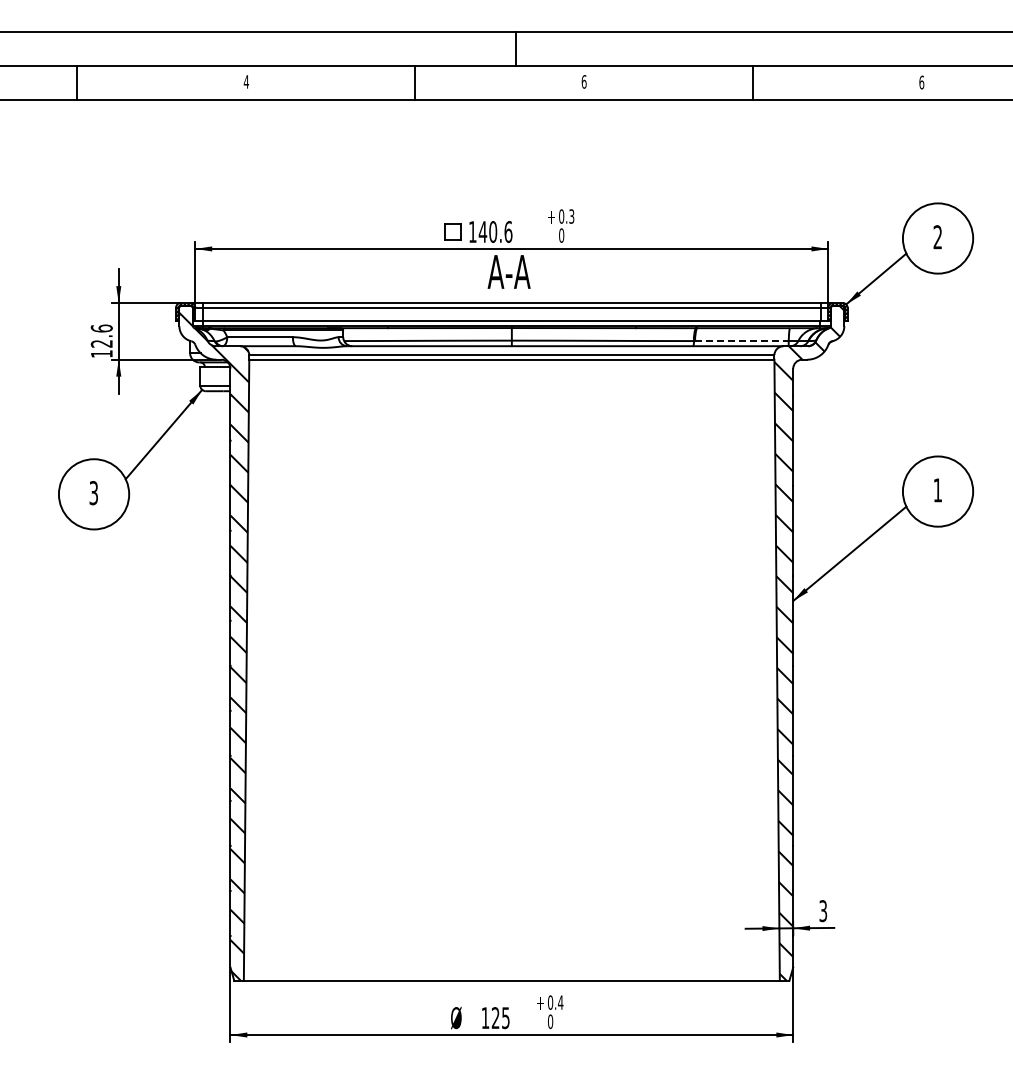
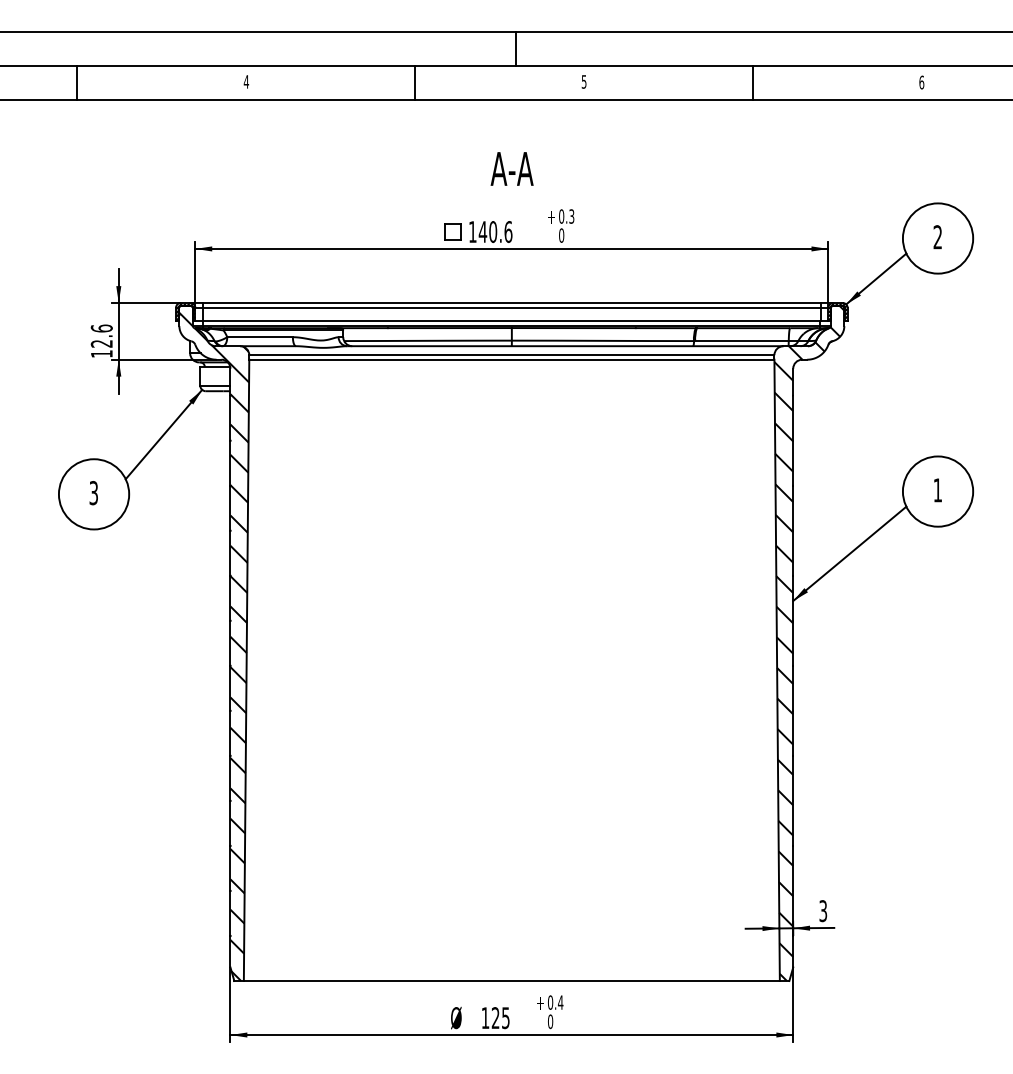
text: 6 -> 5 (583, 81)
text position: (508, 271) -> (511, 168) (511, 168)
line: dashed -> solid (741, 341)
